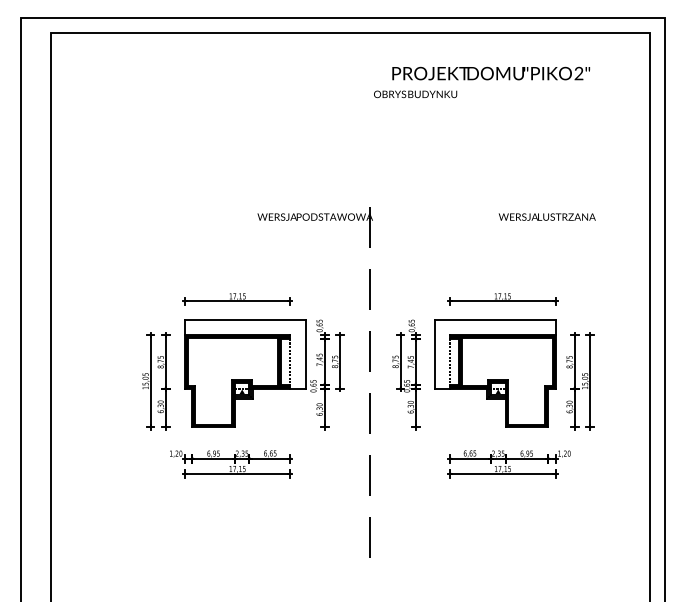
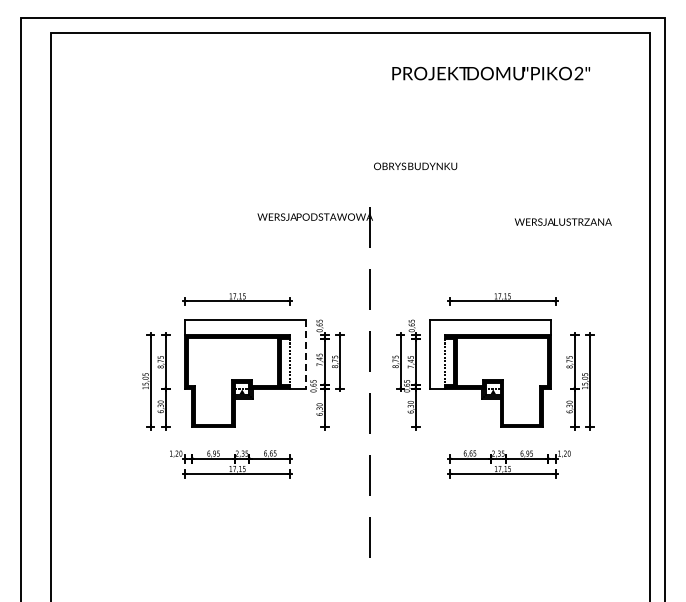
text position: (415, 94) -> (415, 166) (415, 166)
text position: (546, 216) -> (562, 221) (562, 221)
line: solid -> dashed (305, 354)
part position: (495, 373) -> (490, 373) (490, 373)
